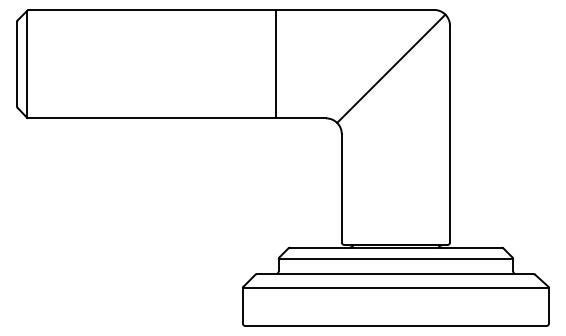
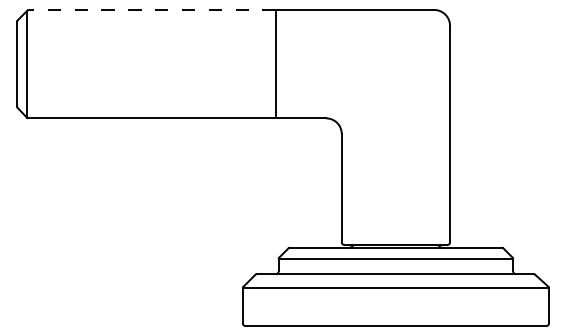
line: solid -> dashed (151, 9)
line: present -> none (391, 68)
